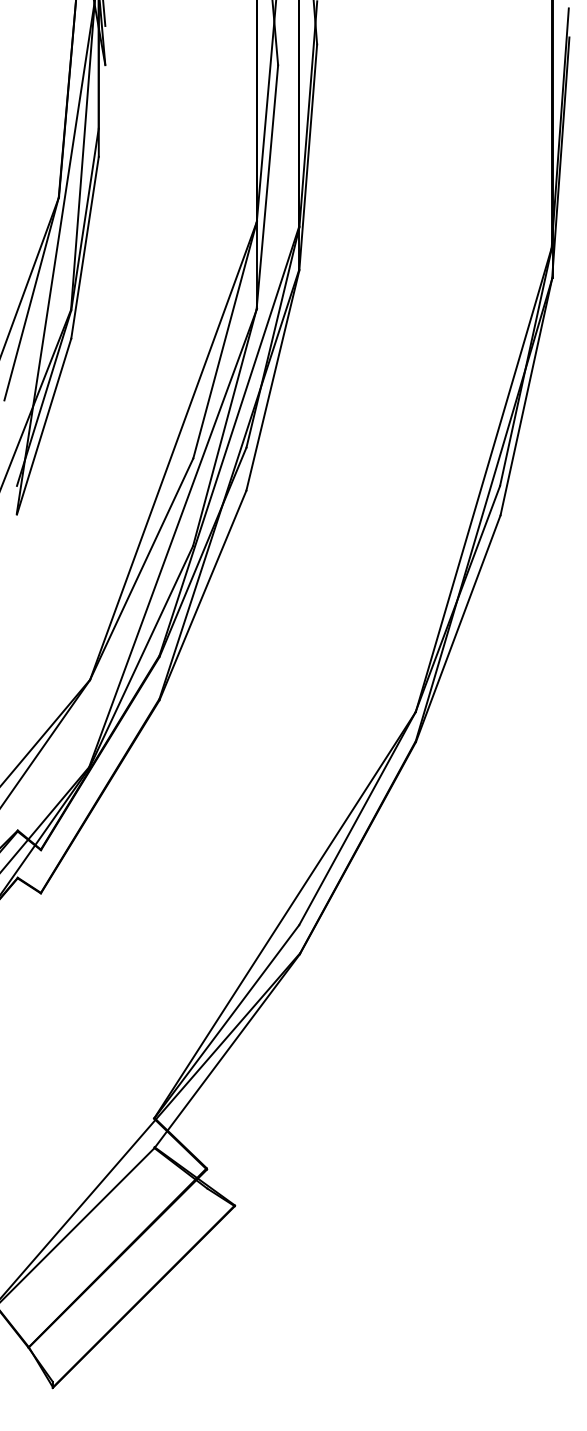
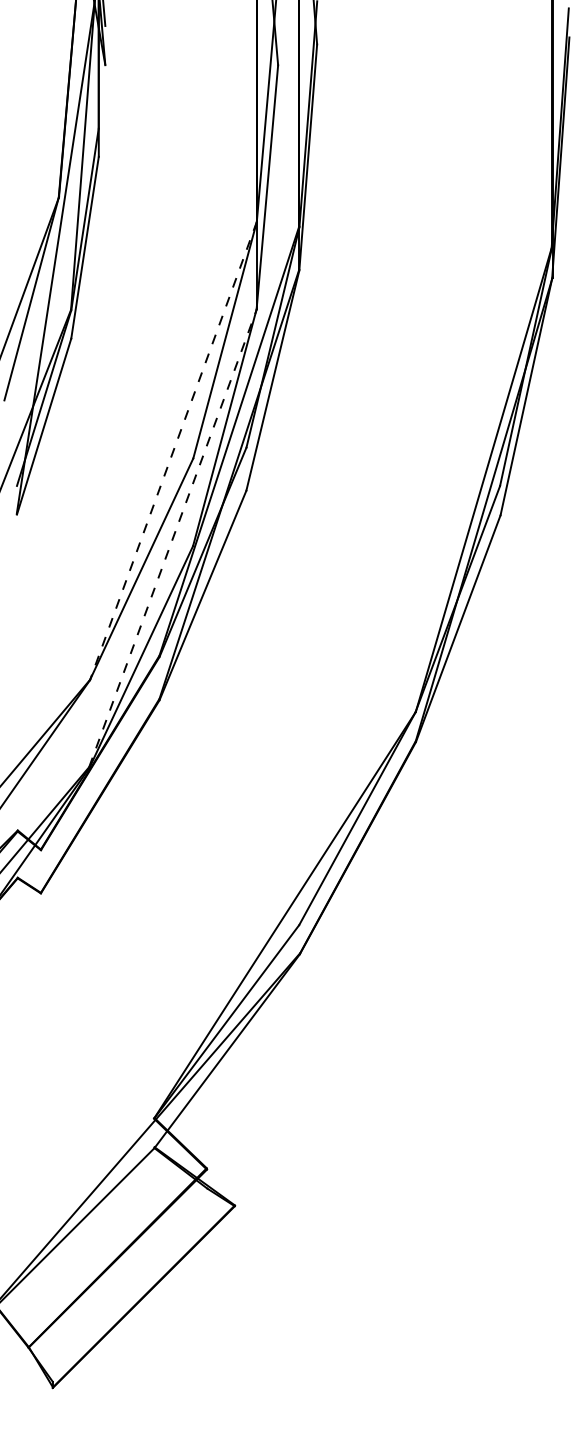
line: solid -> dashed (173, 450)
line: solid -> dashed (173, 537)
